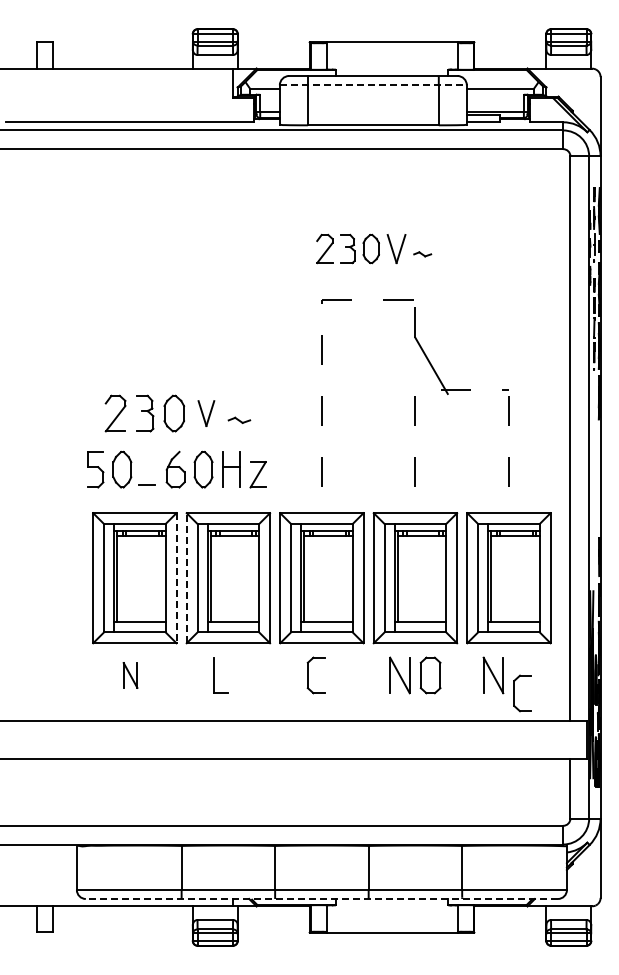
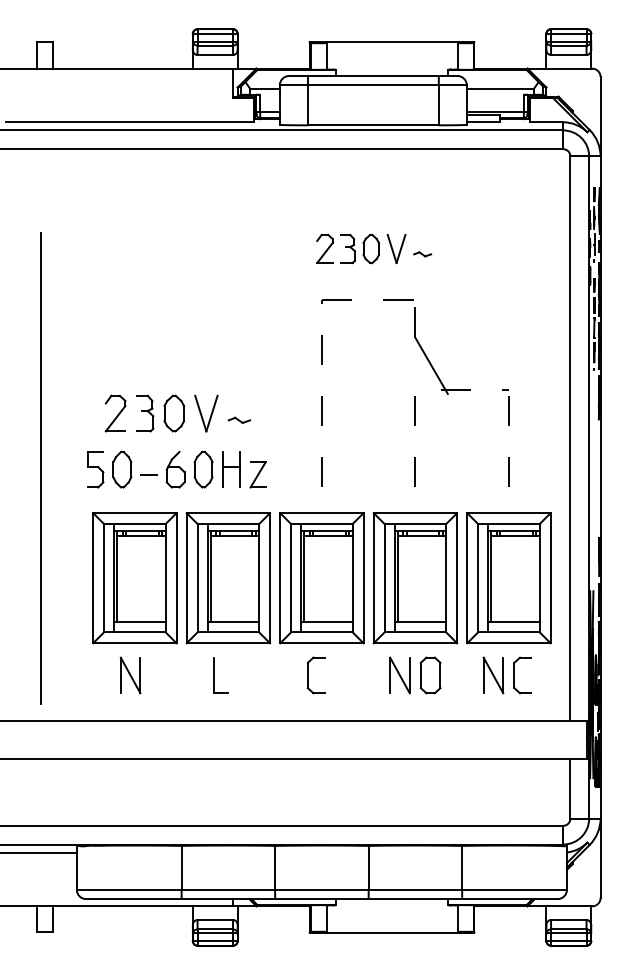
line: dashed -> solid (373, 85)
part size: 19x27 px -> 25x39 px (206, 413)
line: none -> present (41, 468)
line position: (146, 484) -> (148, 474) (148, 474)
line: dashed -> solid (186, 577)
line: dashed -> solid (176, 578)
part size: 17x27 px -> 23x39 px (130, 675)
part position: (514, 693) -> (514, 675) (514, 675)
line: none -> present (39, 852)
line: dashed -> solid (321, 898)
